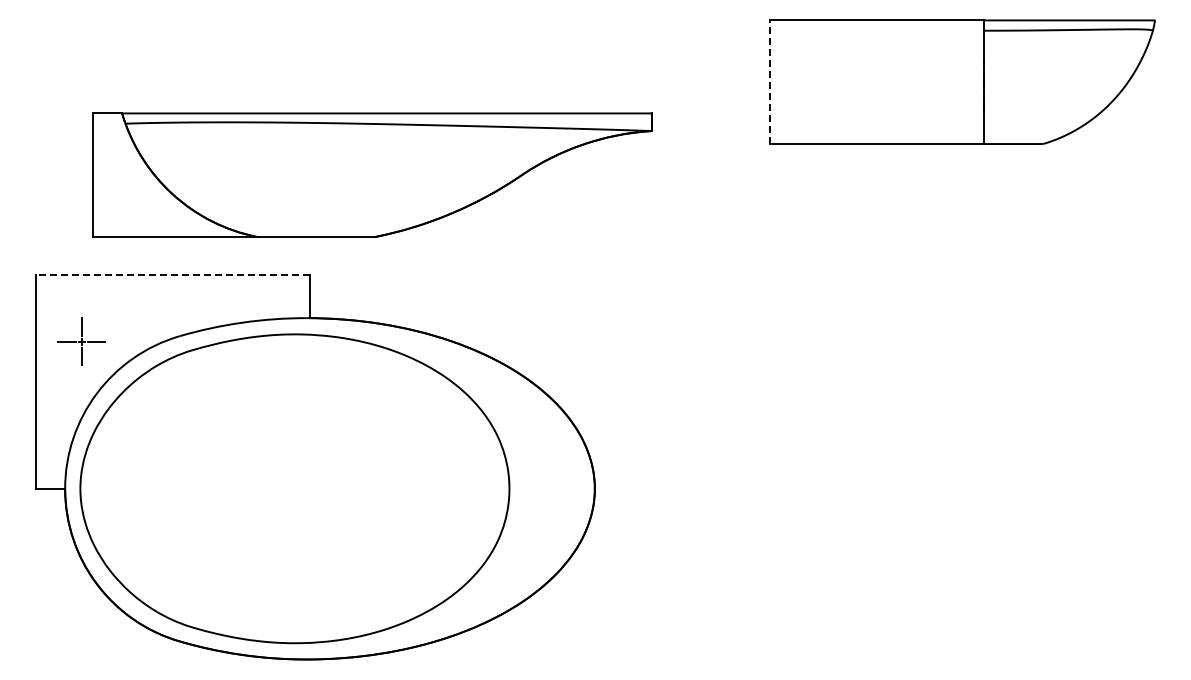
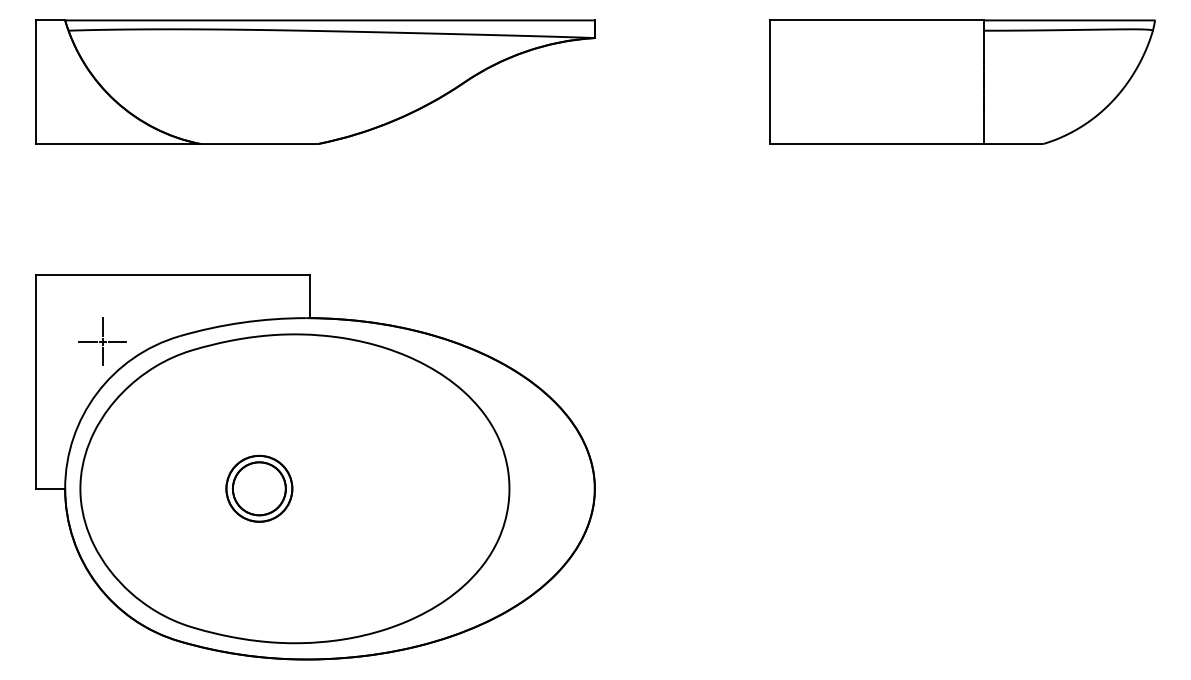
line: dashed -> solid (770, 82)
part position: (372, 174) -> (315, 81) (315, 81)
line: dashed -> solid (172, 274)
part position: (81, 341) -> (102, 341) (102, 341)
part: none -> present (259, 488)
